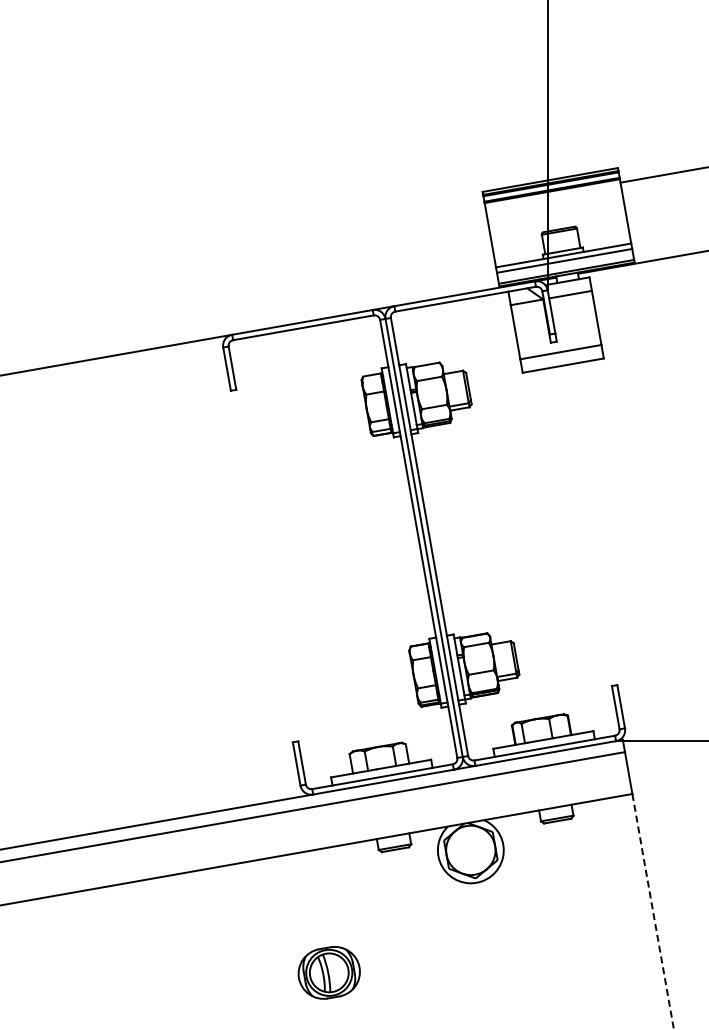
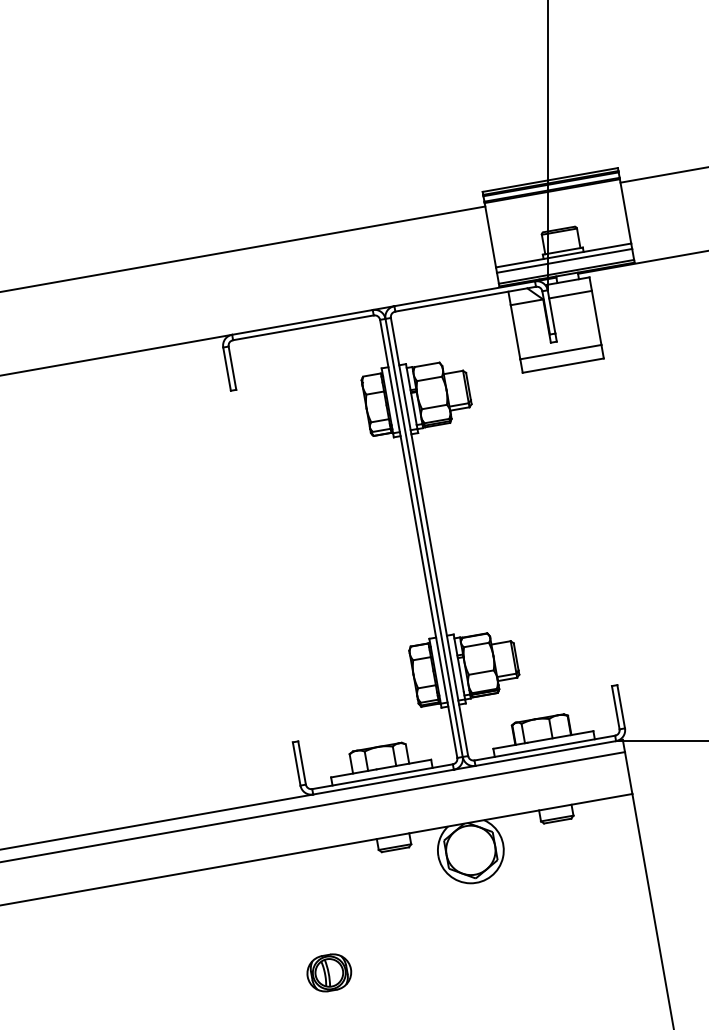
line: none -> present (243, 248)
line: dashed -> solid (653, 911)
part size: 64x54 px -> 47x40 px (329, 972)
